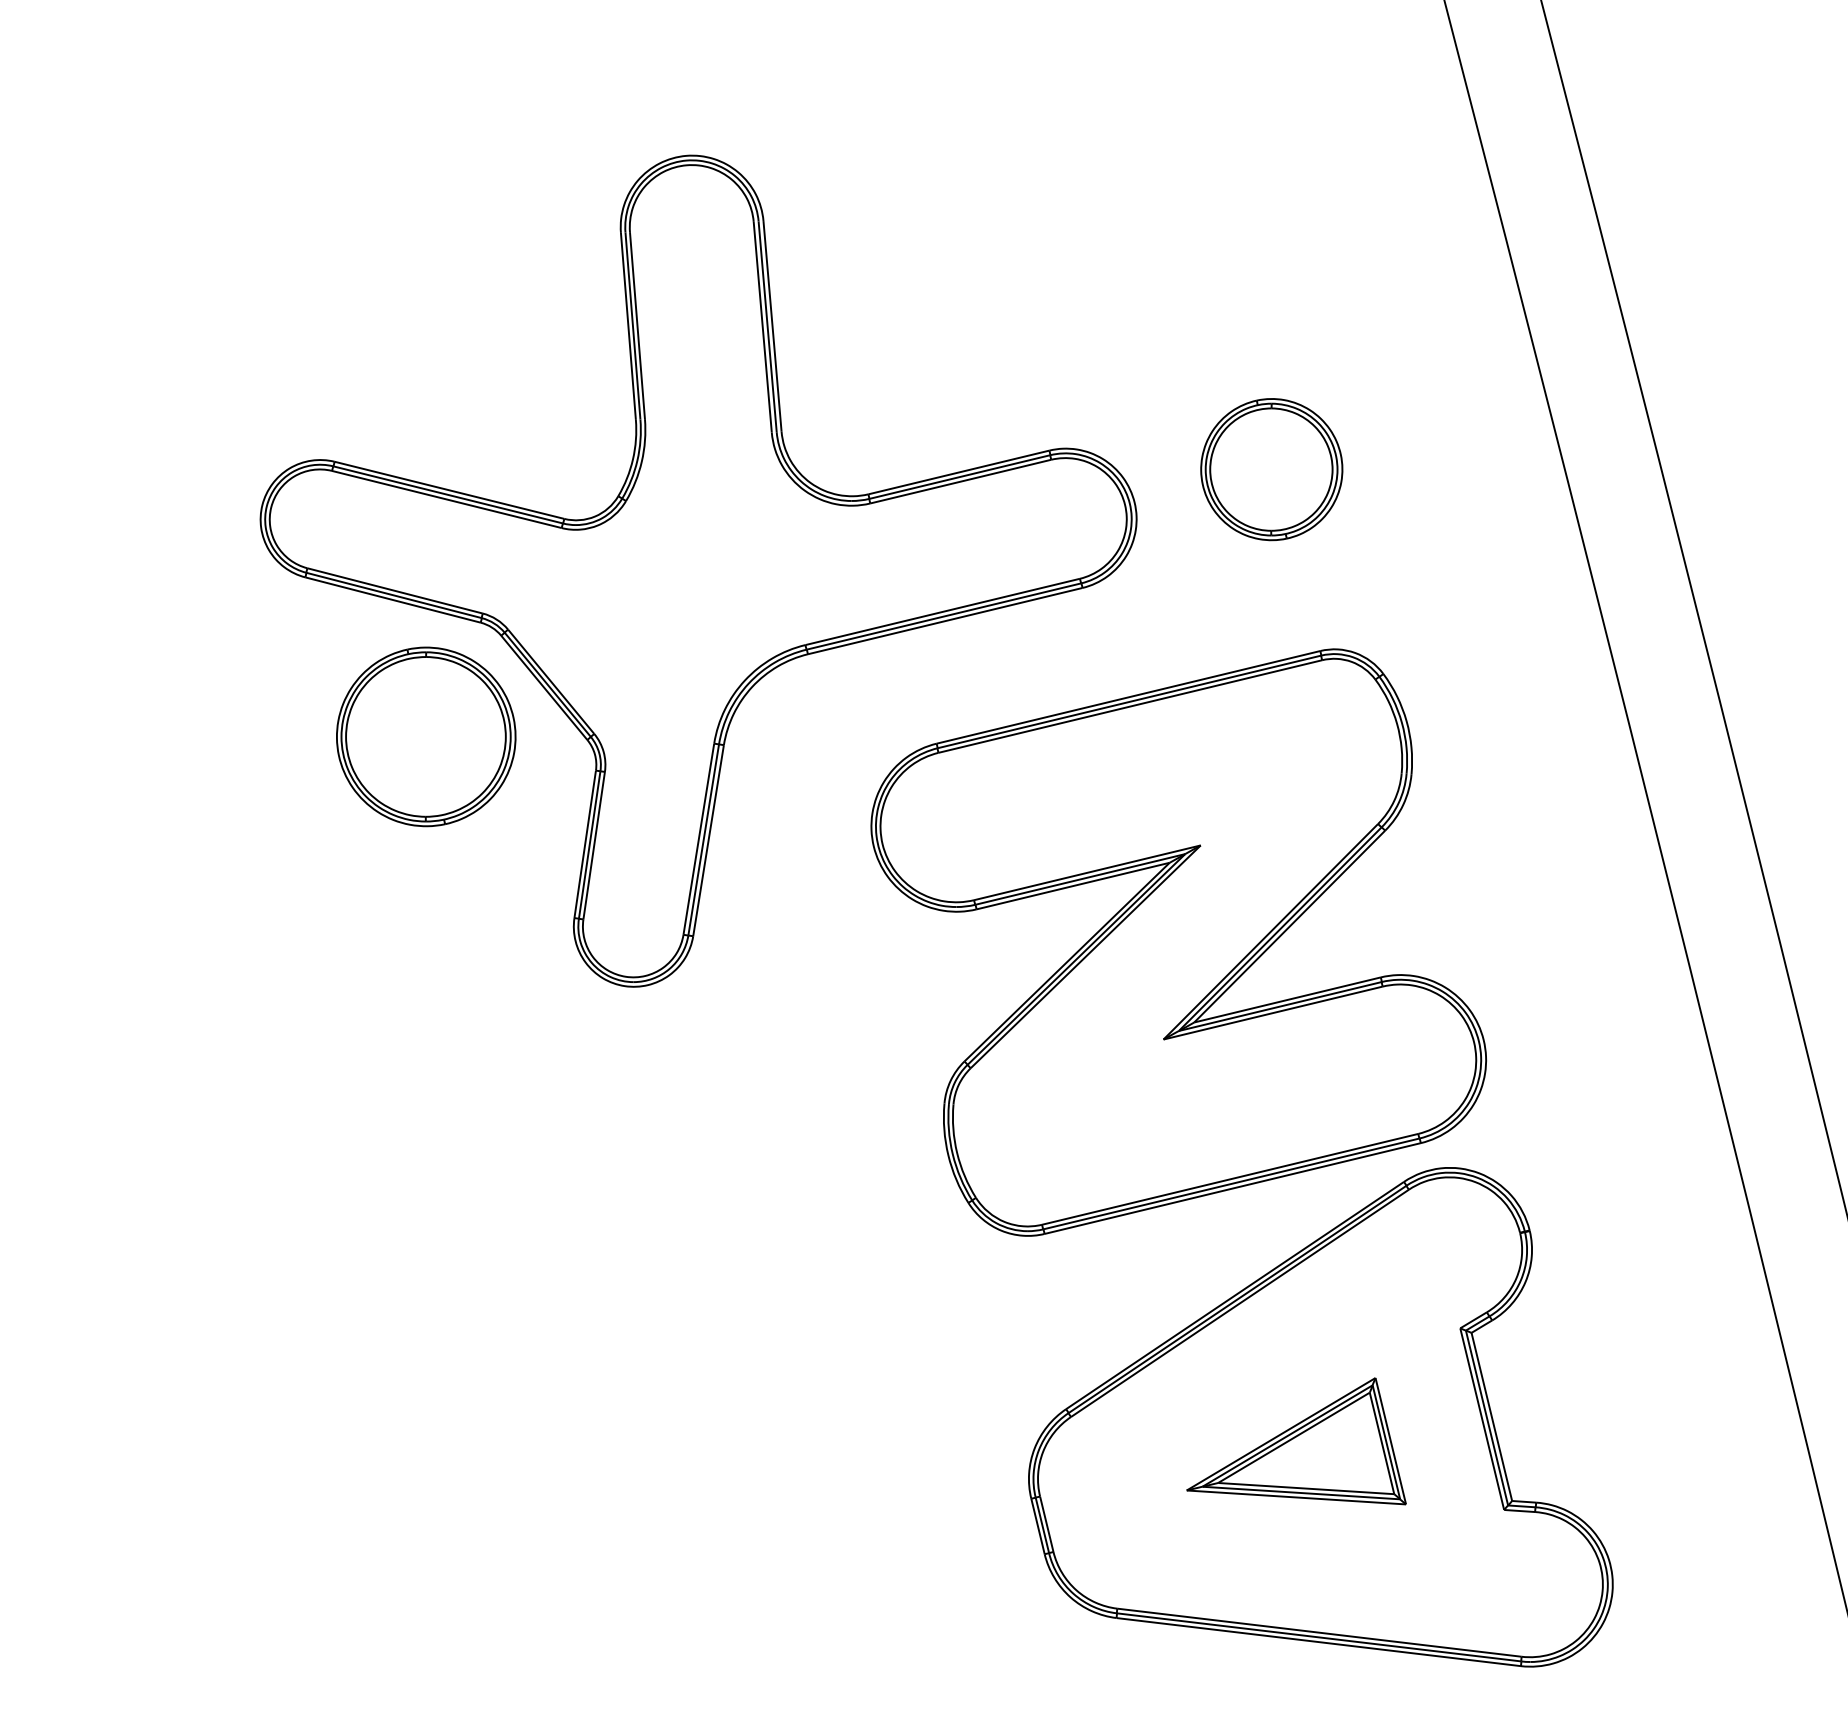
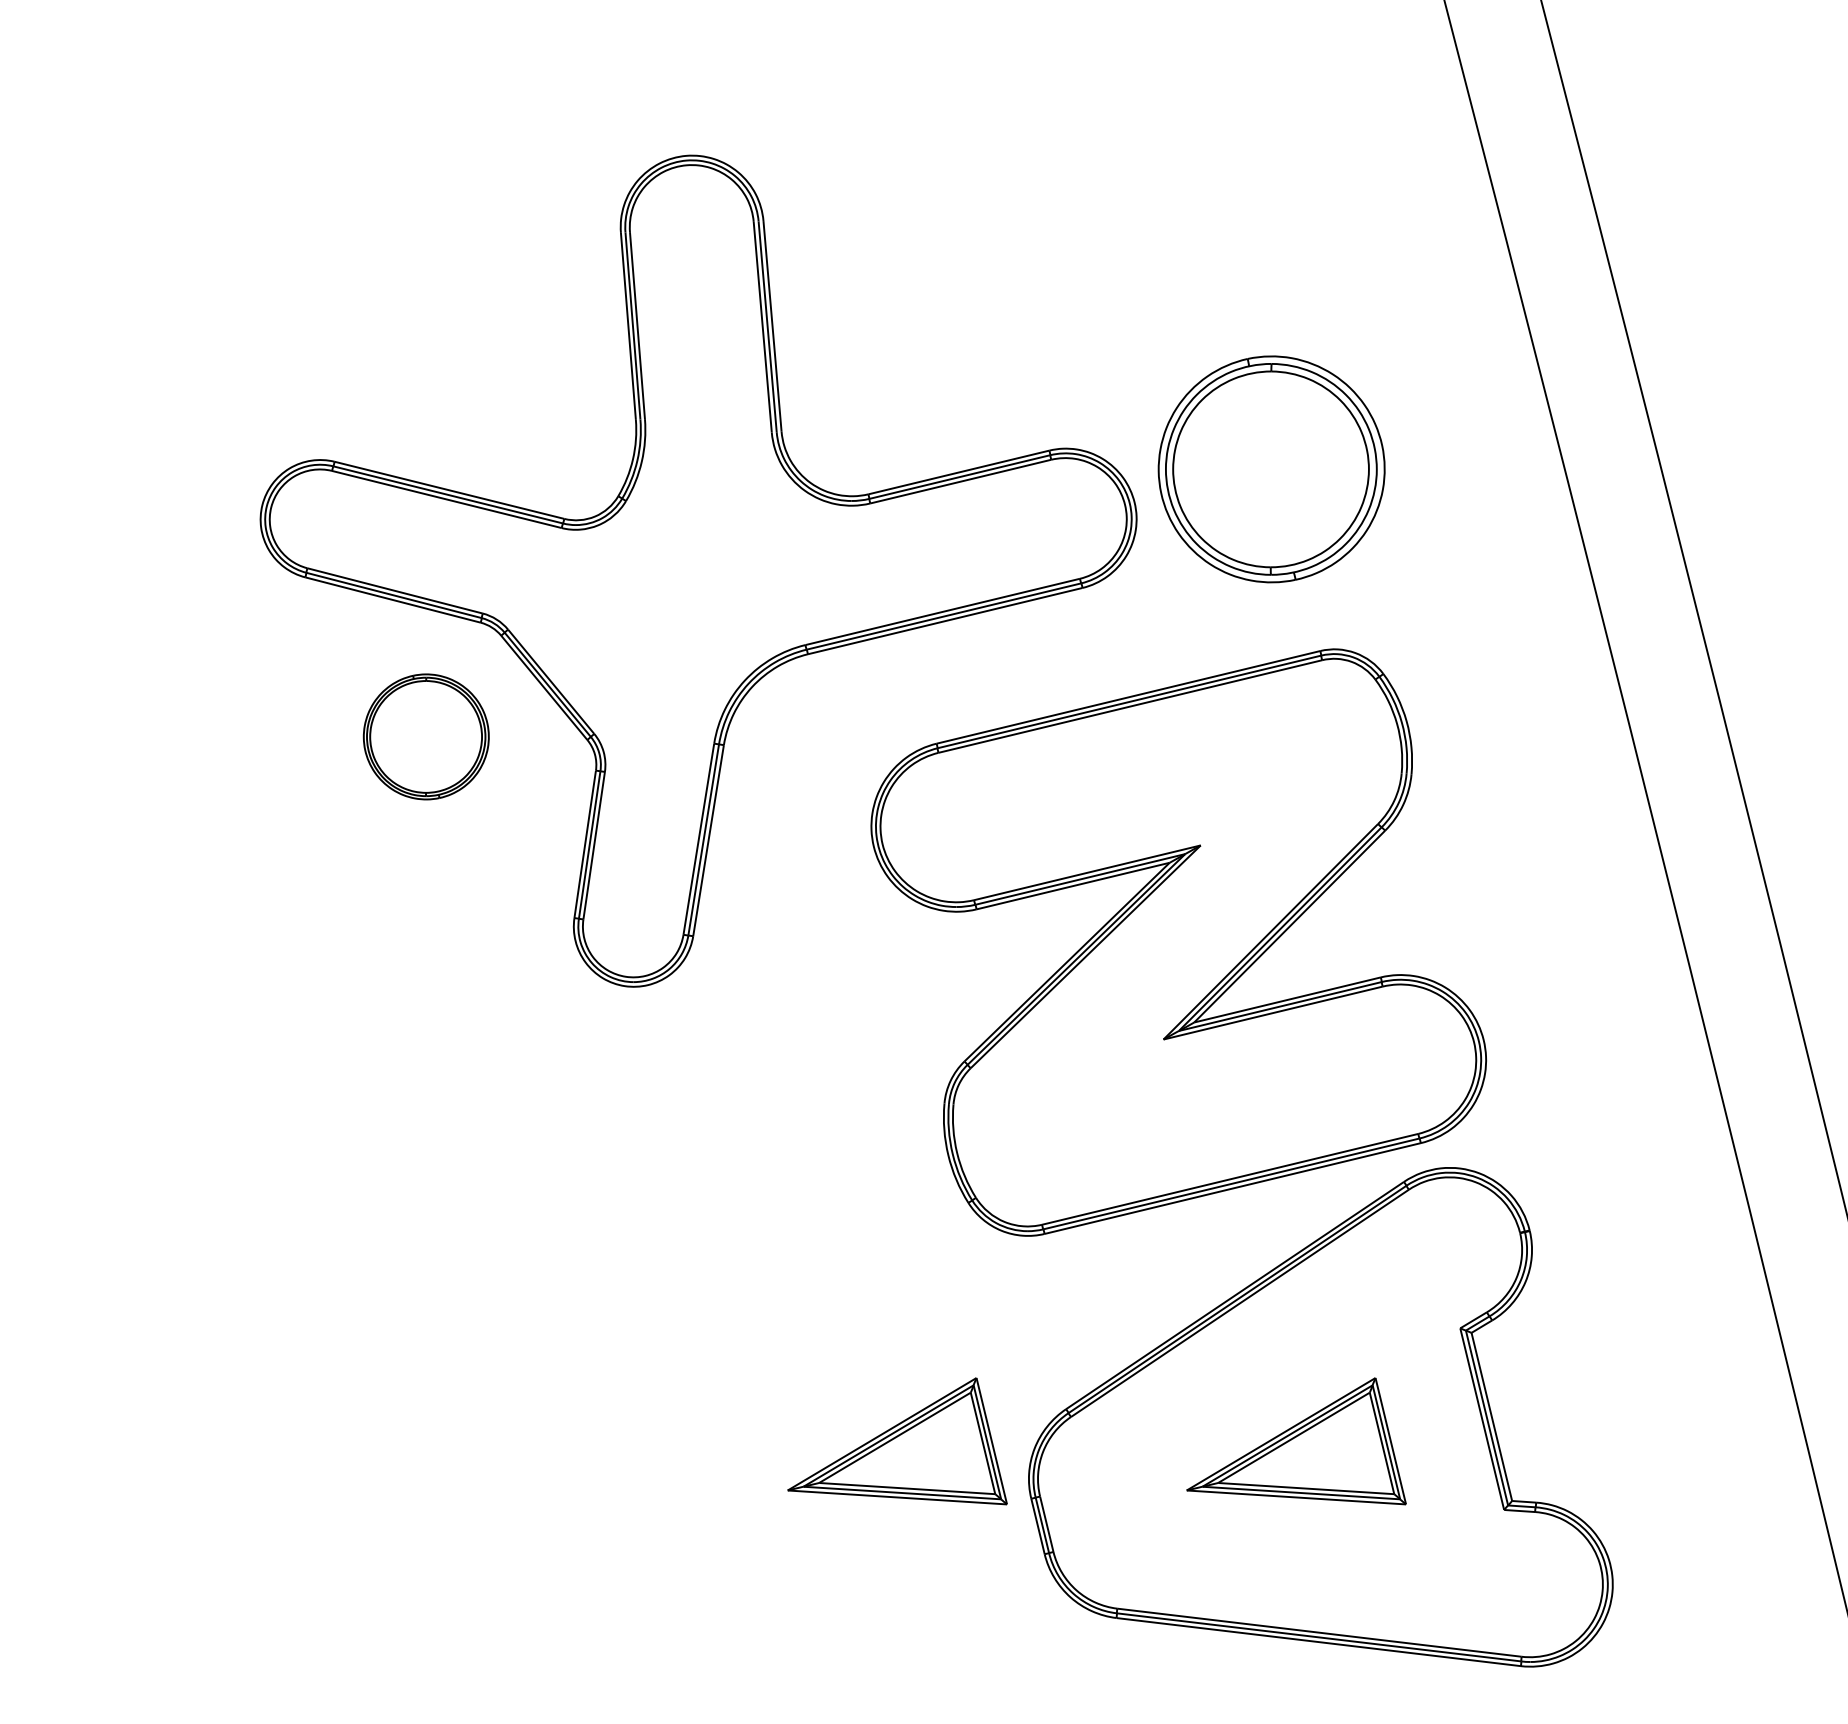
part size: 144x144 px -> 229x229 px (1271, 469)
part size: 181x182 px -> 128x128 px (425, 736)
part: none -> present (897, 1441)
